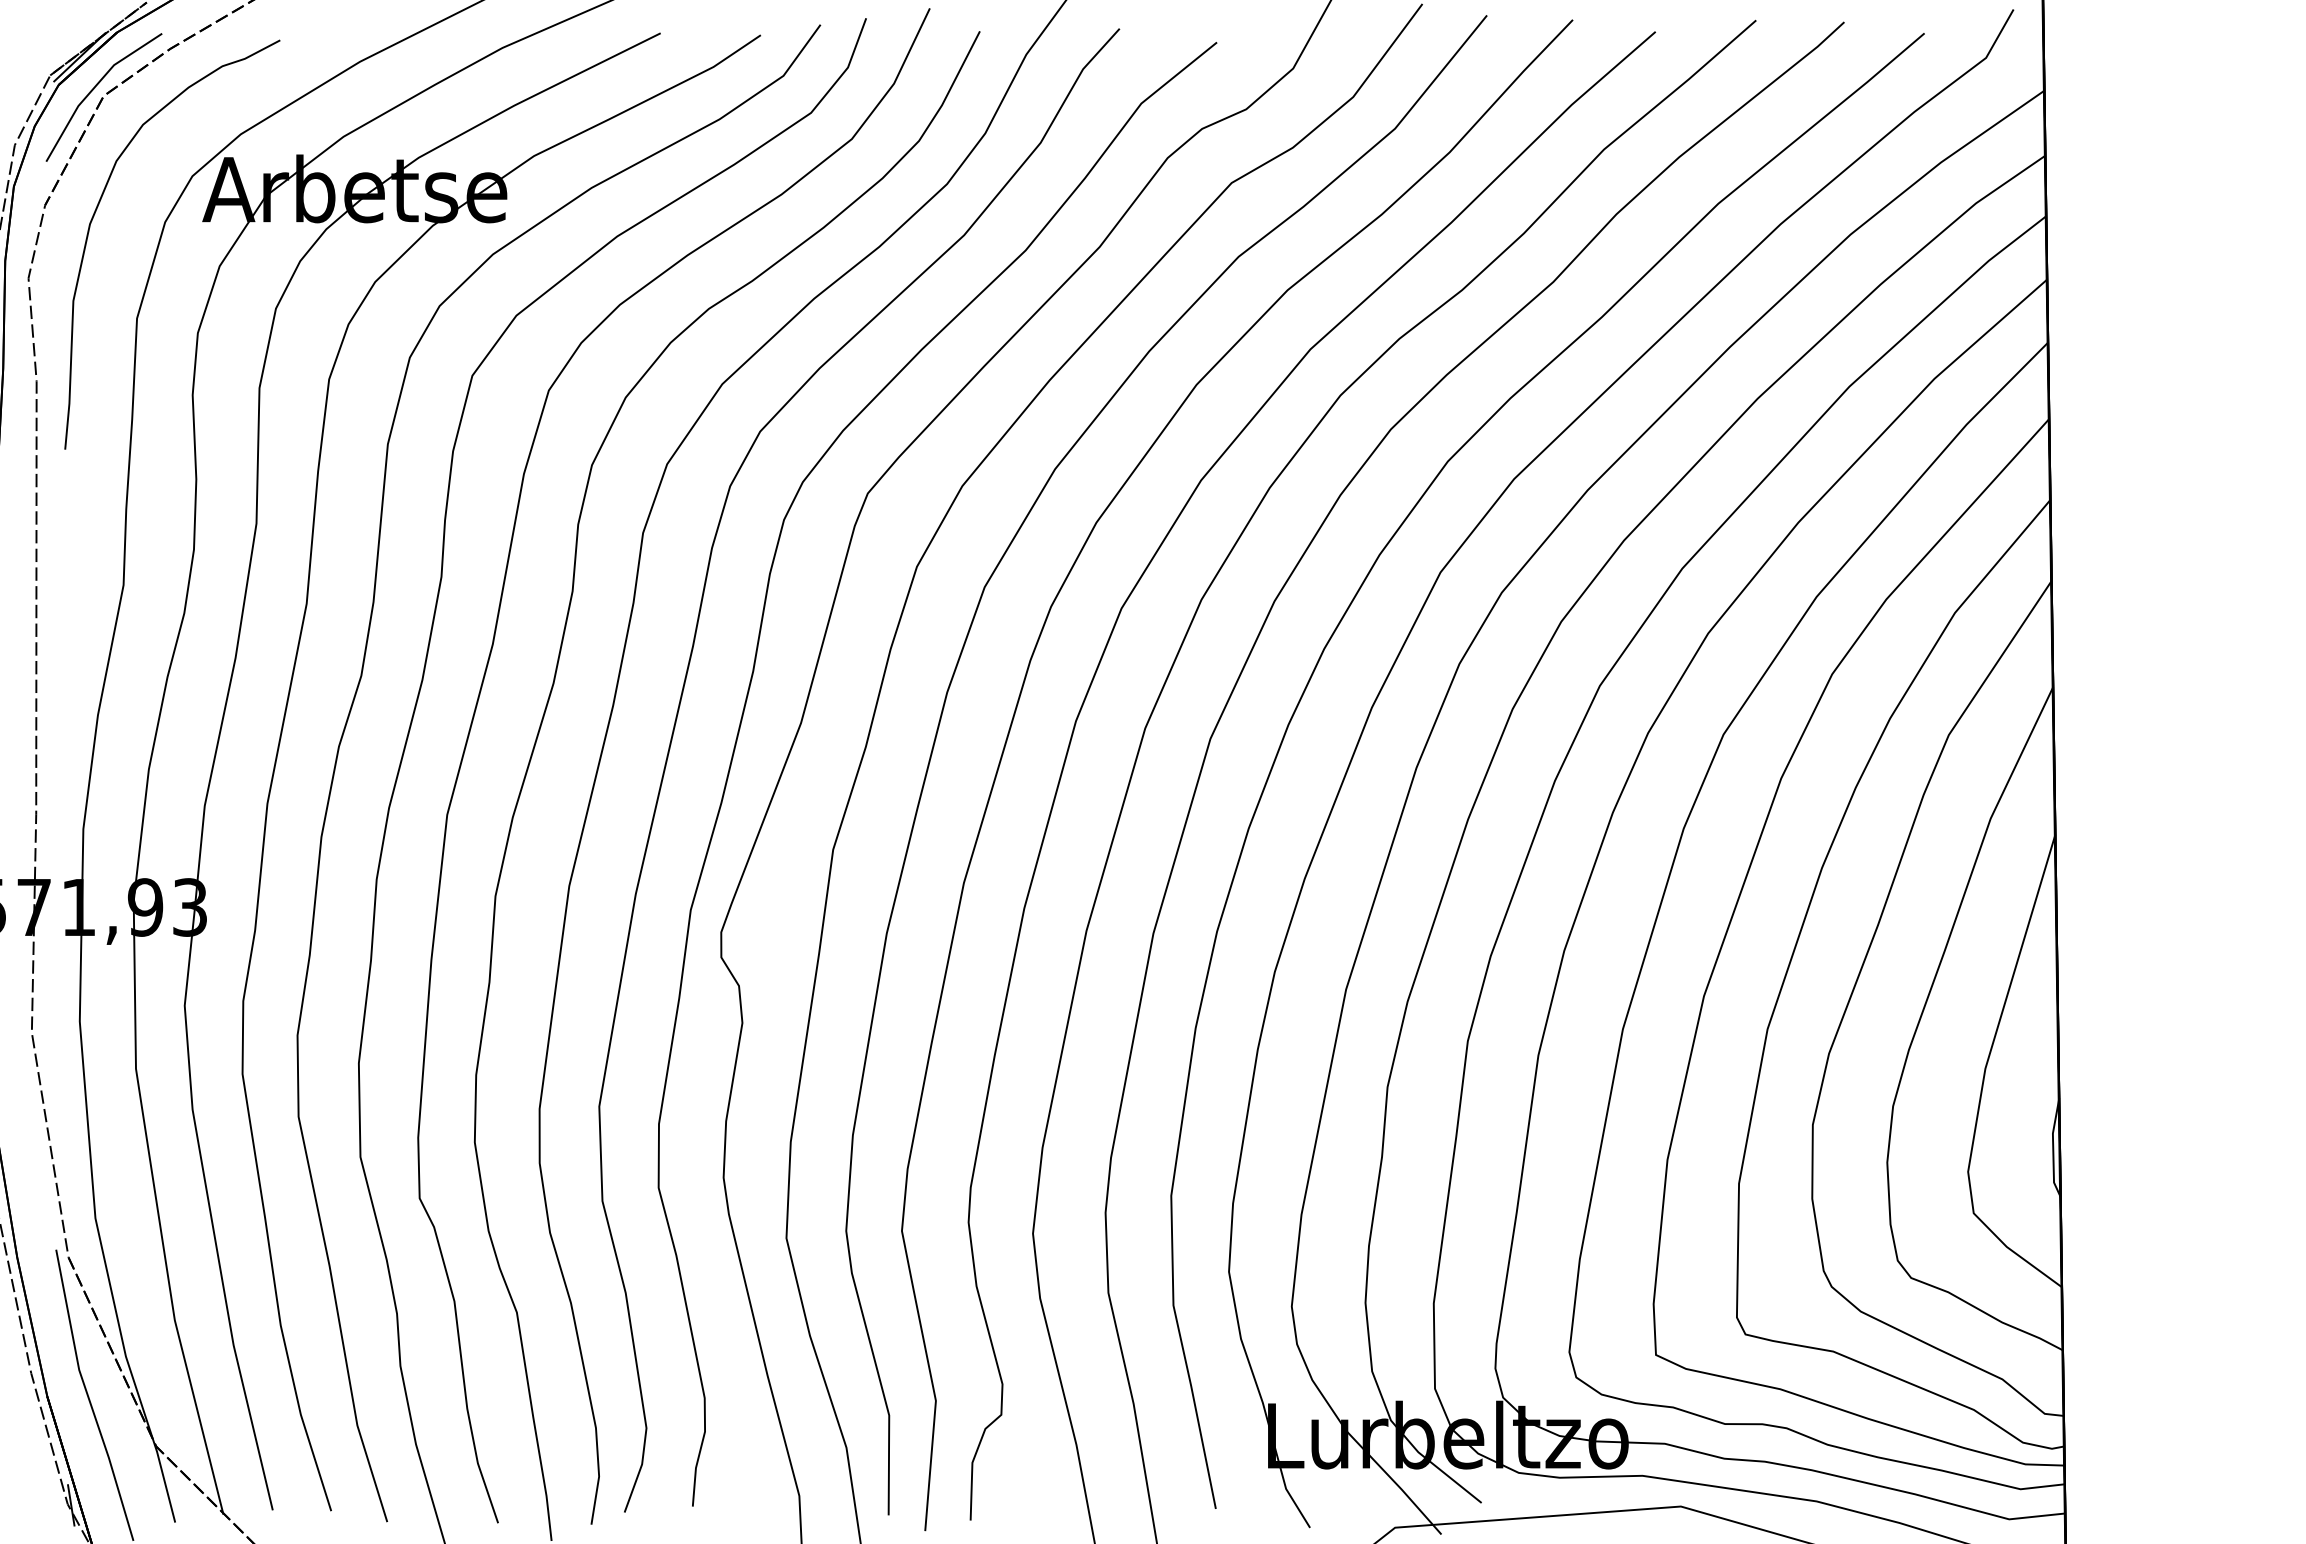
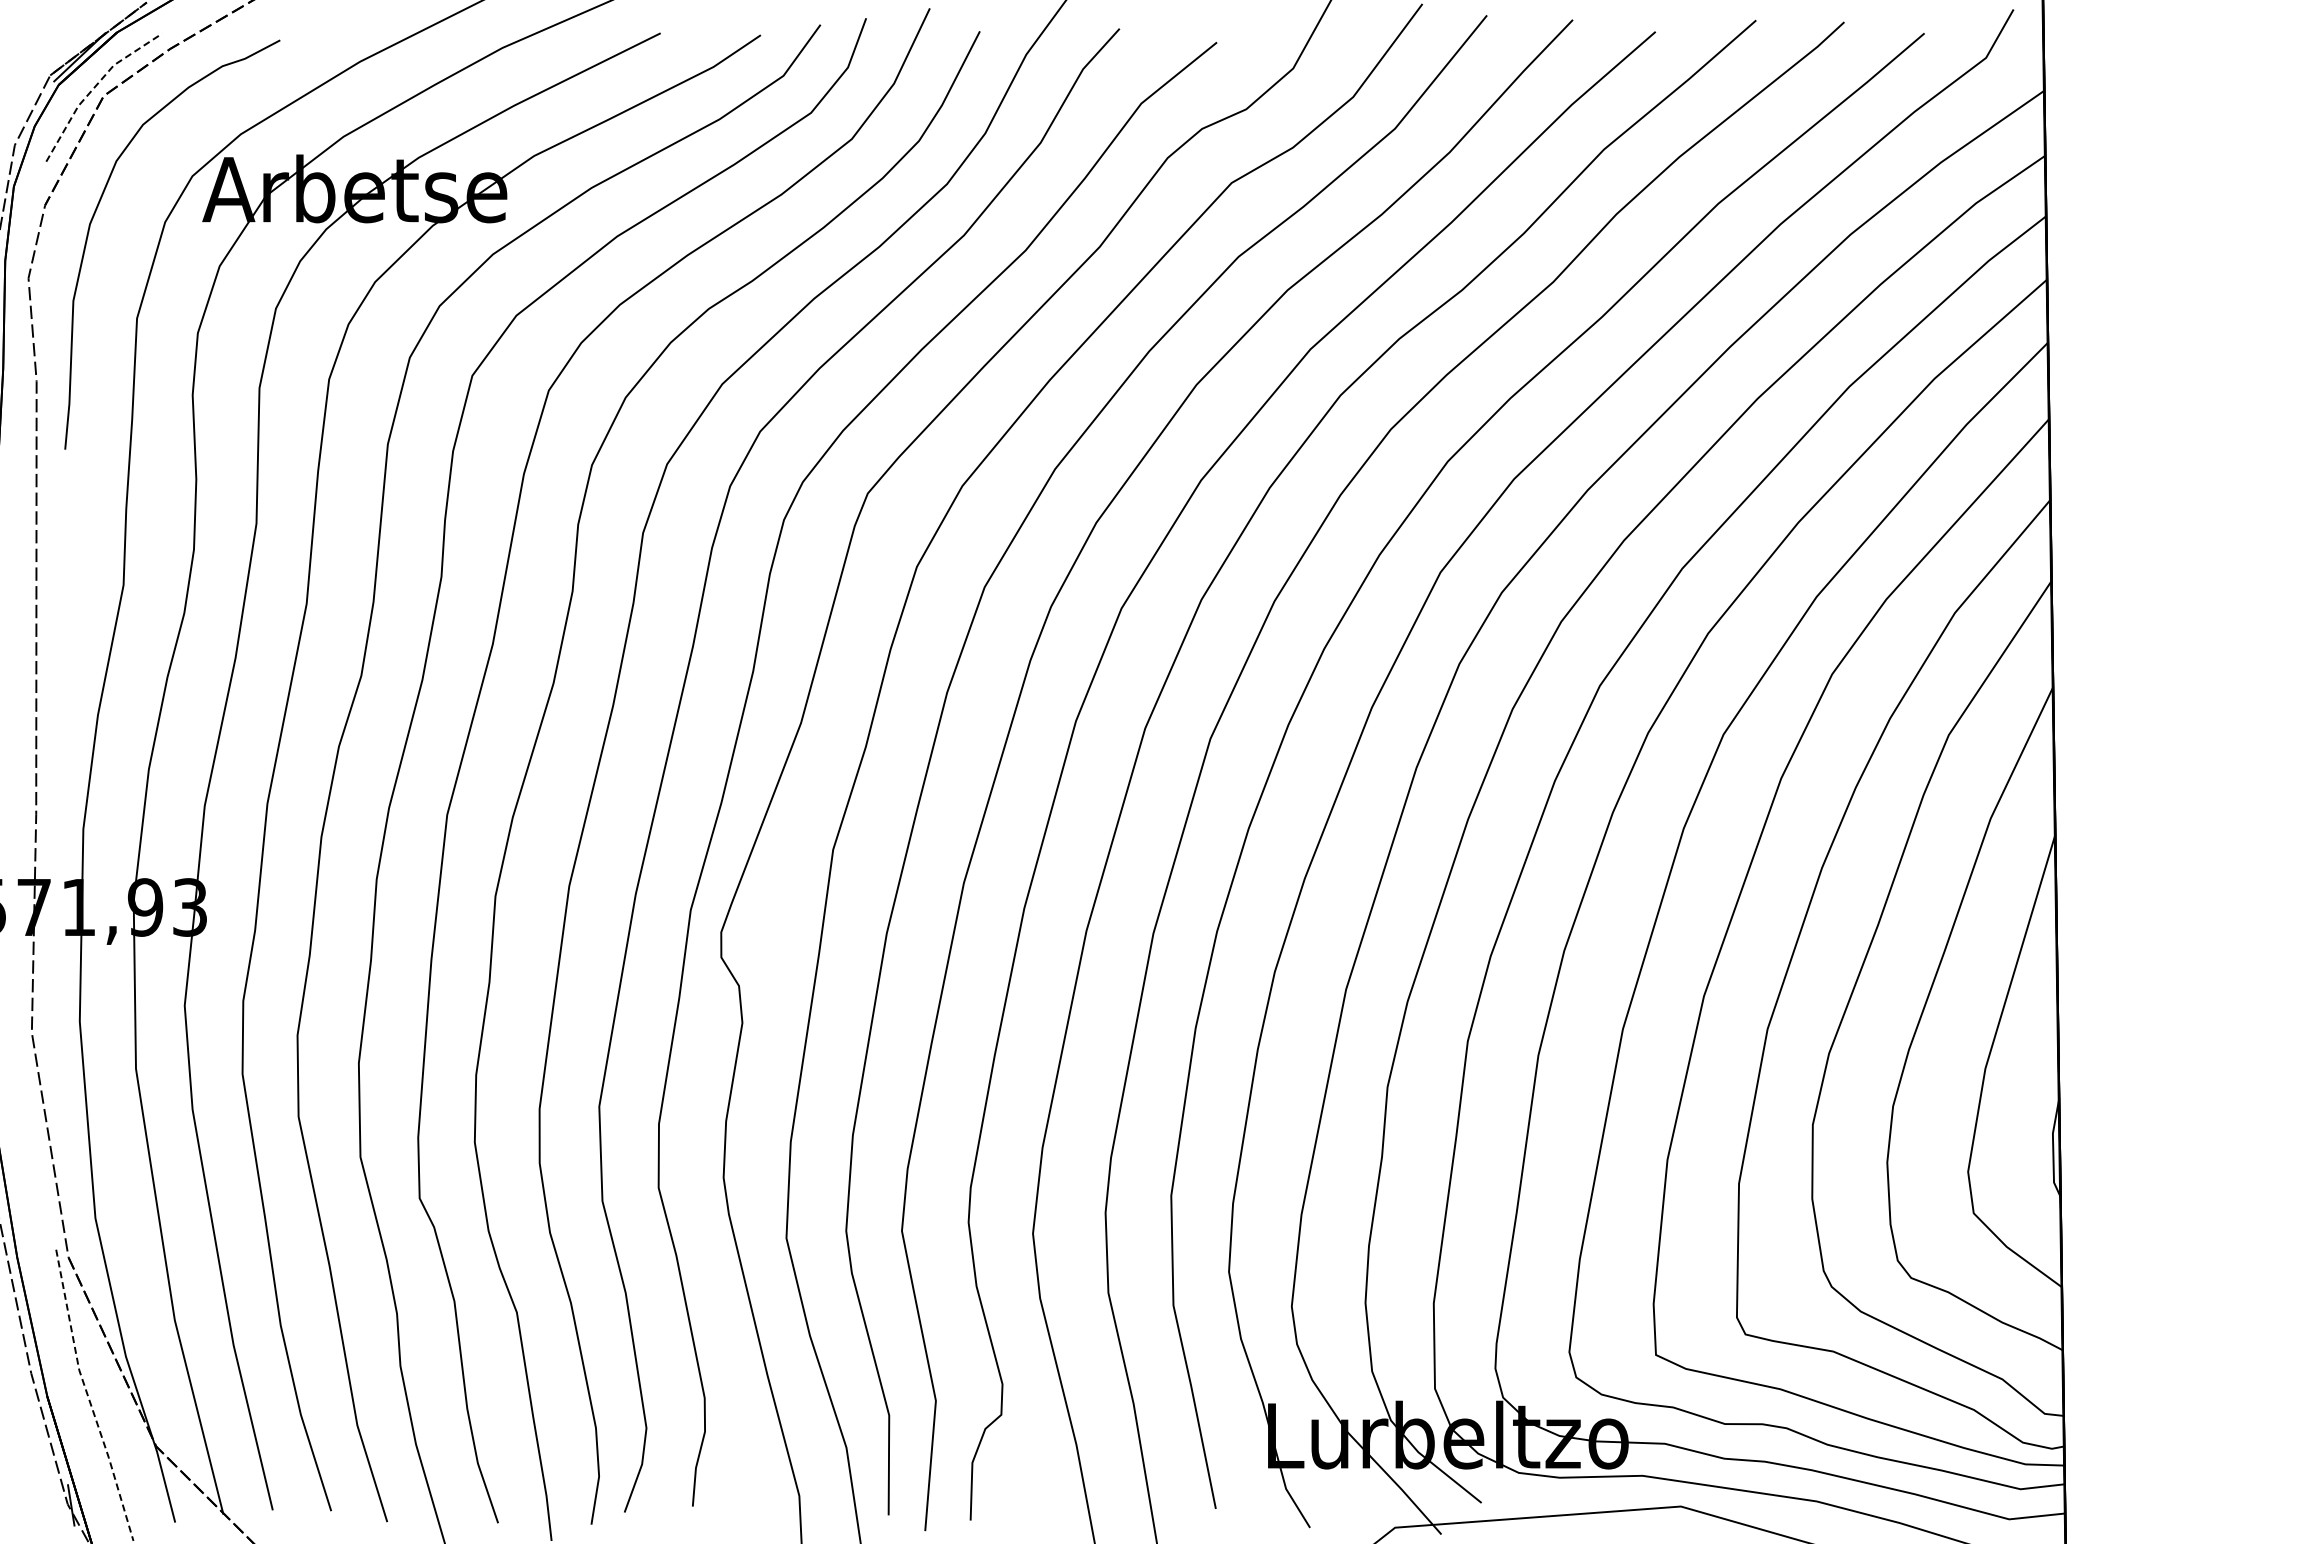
line: solid -> dashed (94, 88)
line: solid -> dashed (88, 1397)
